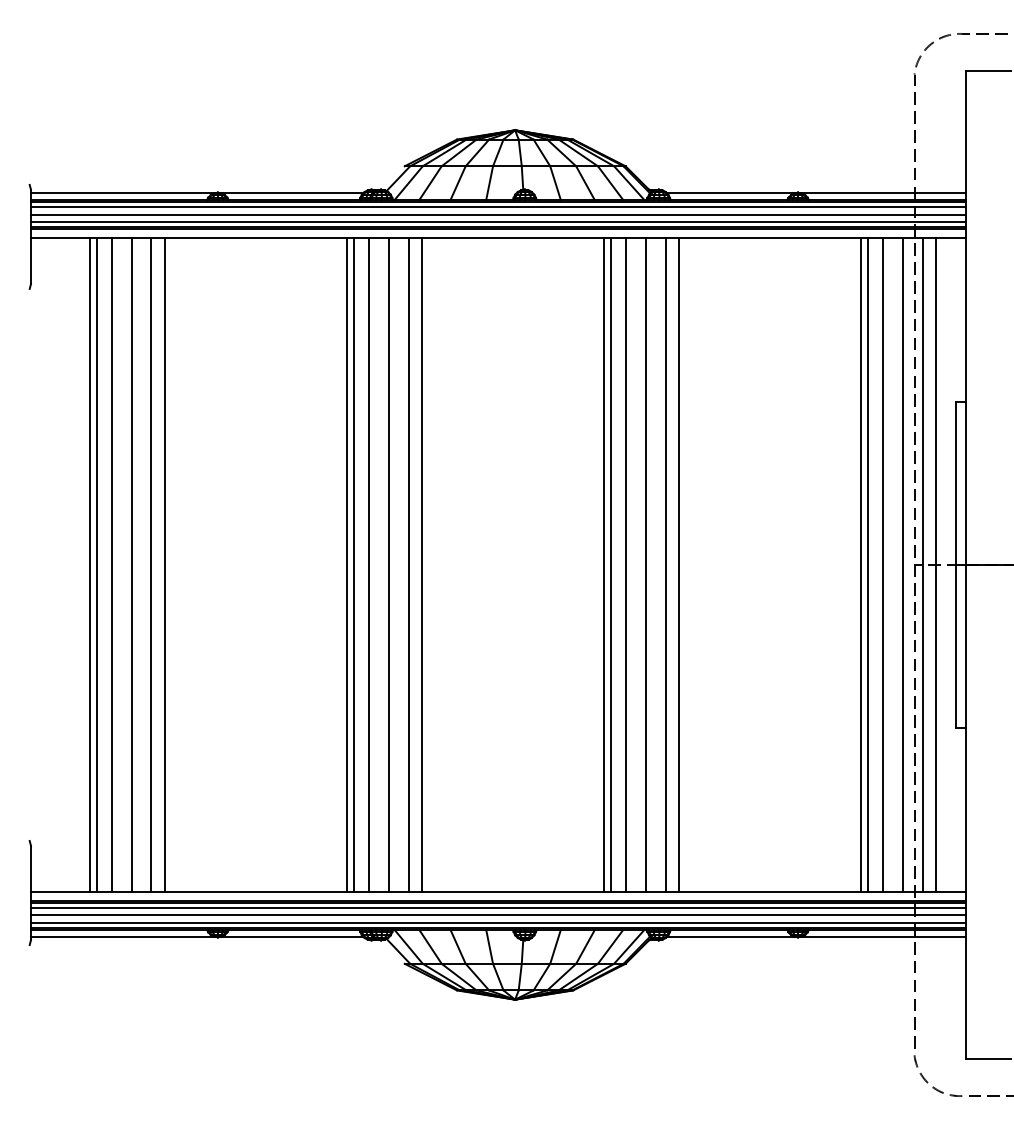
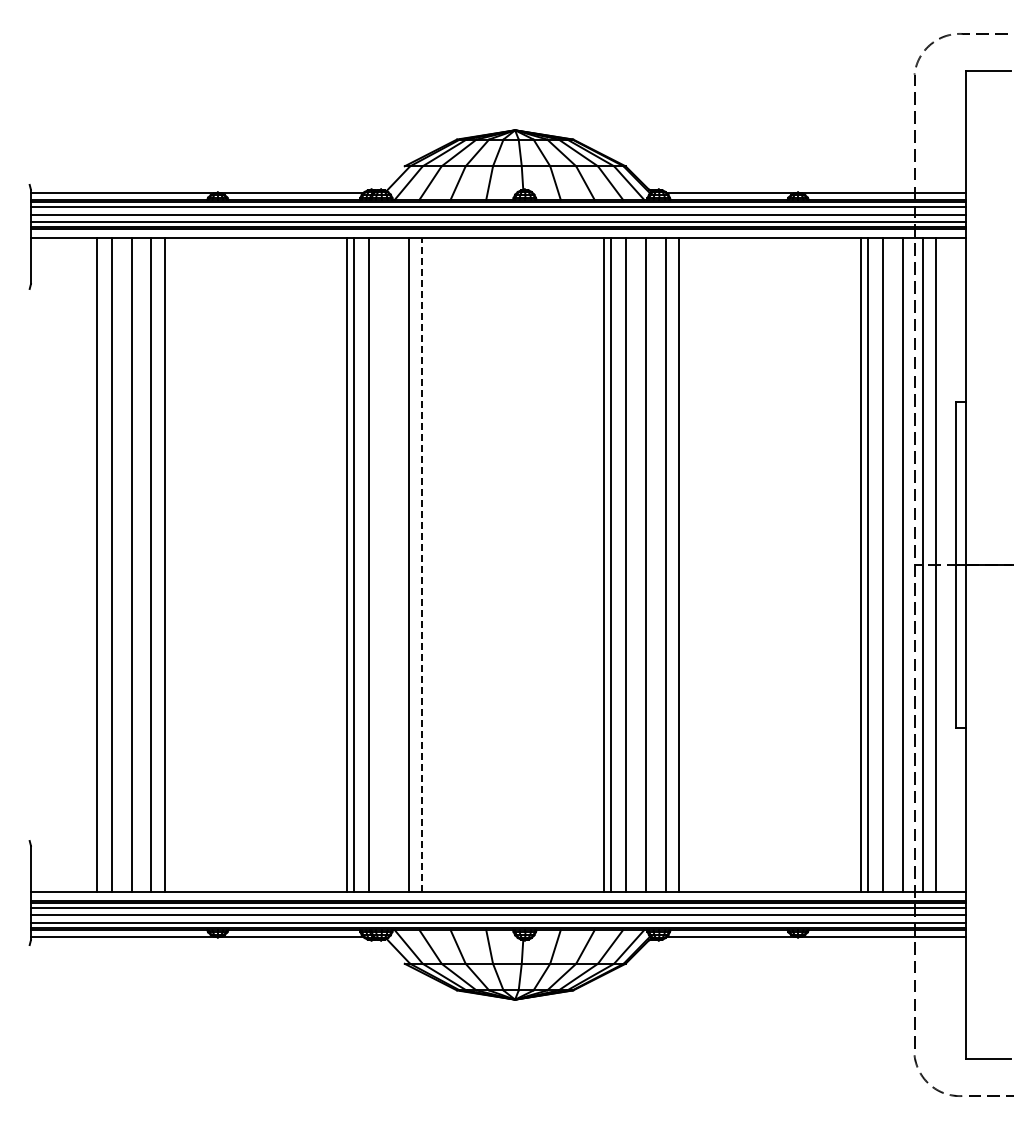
line: present -> none (89, 564)
line: present -> none (388, 564)
line: solid -> dashed (422, 564)
